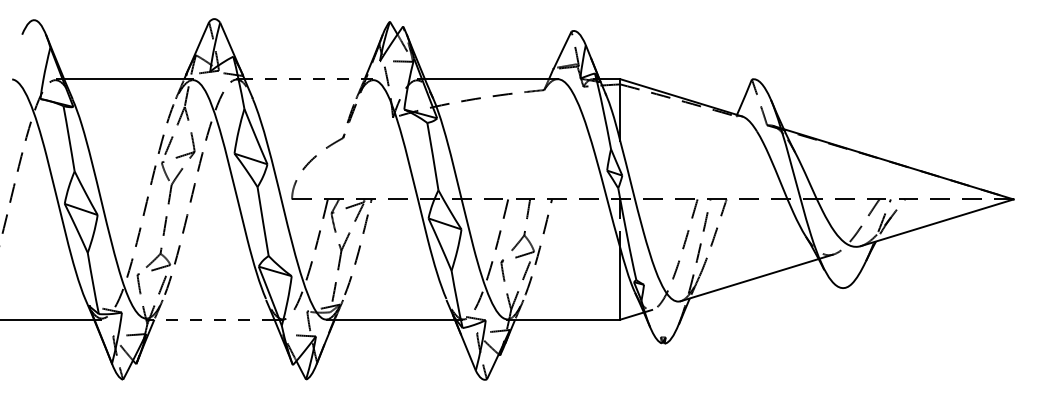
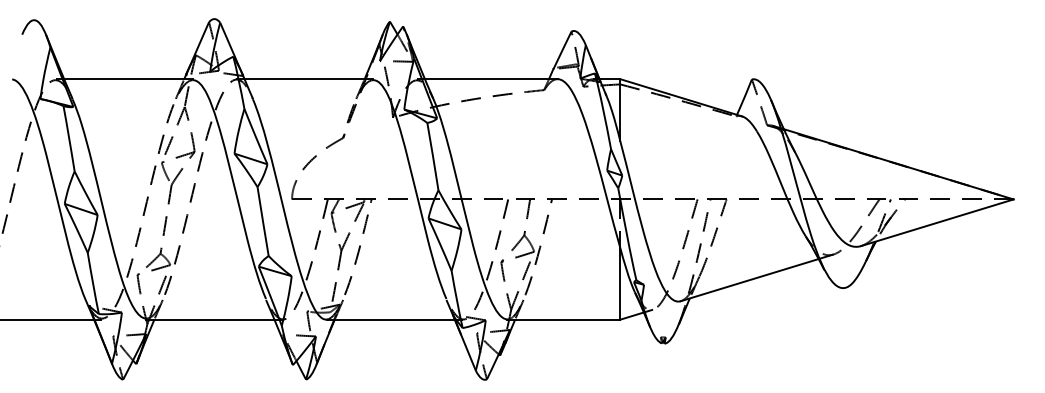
line: dashed -> solid (308, 79)
line: dashed -> solid (209, 319)
